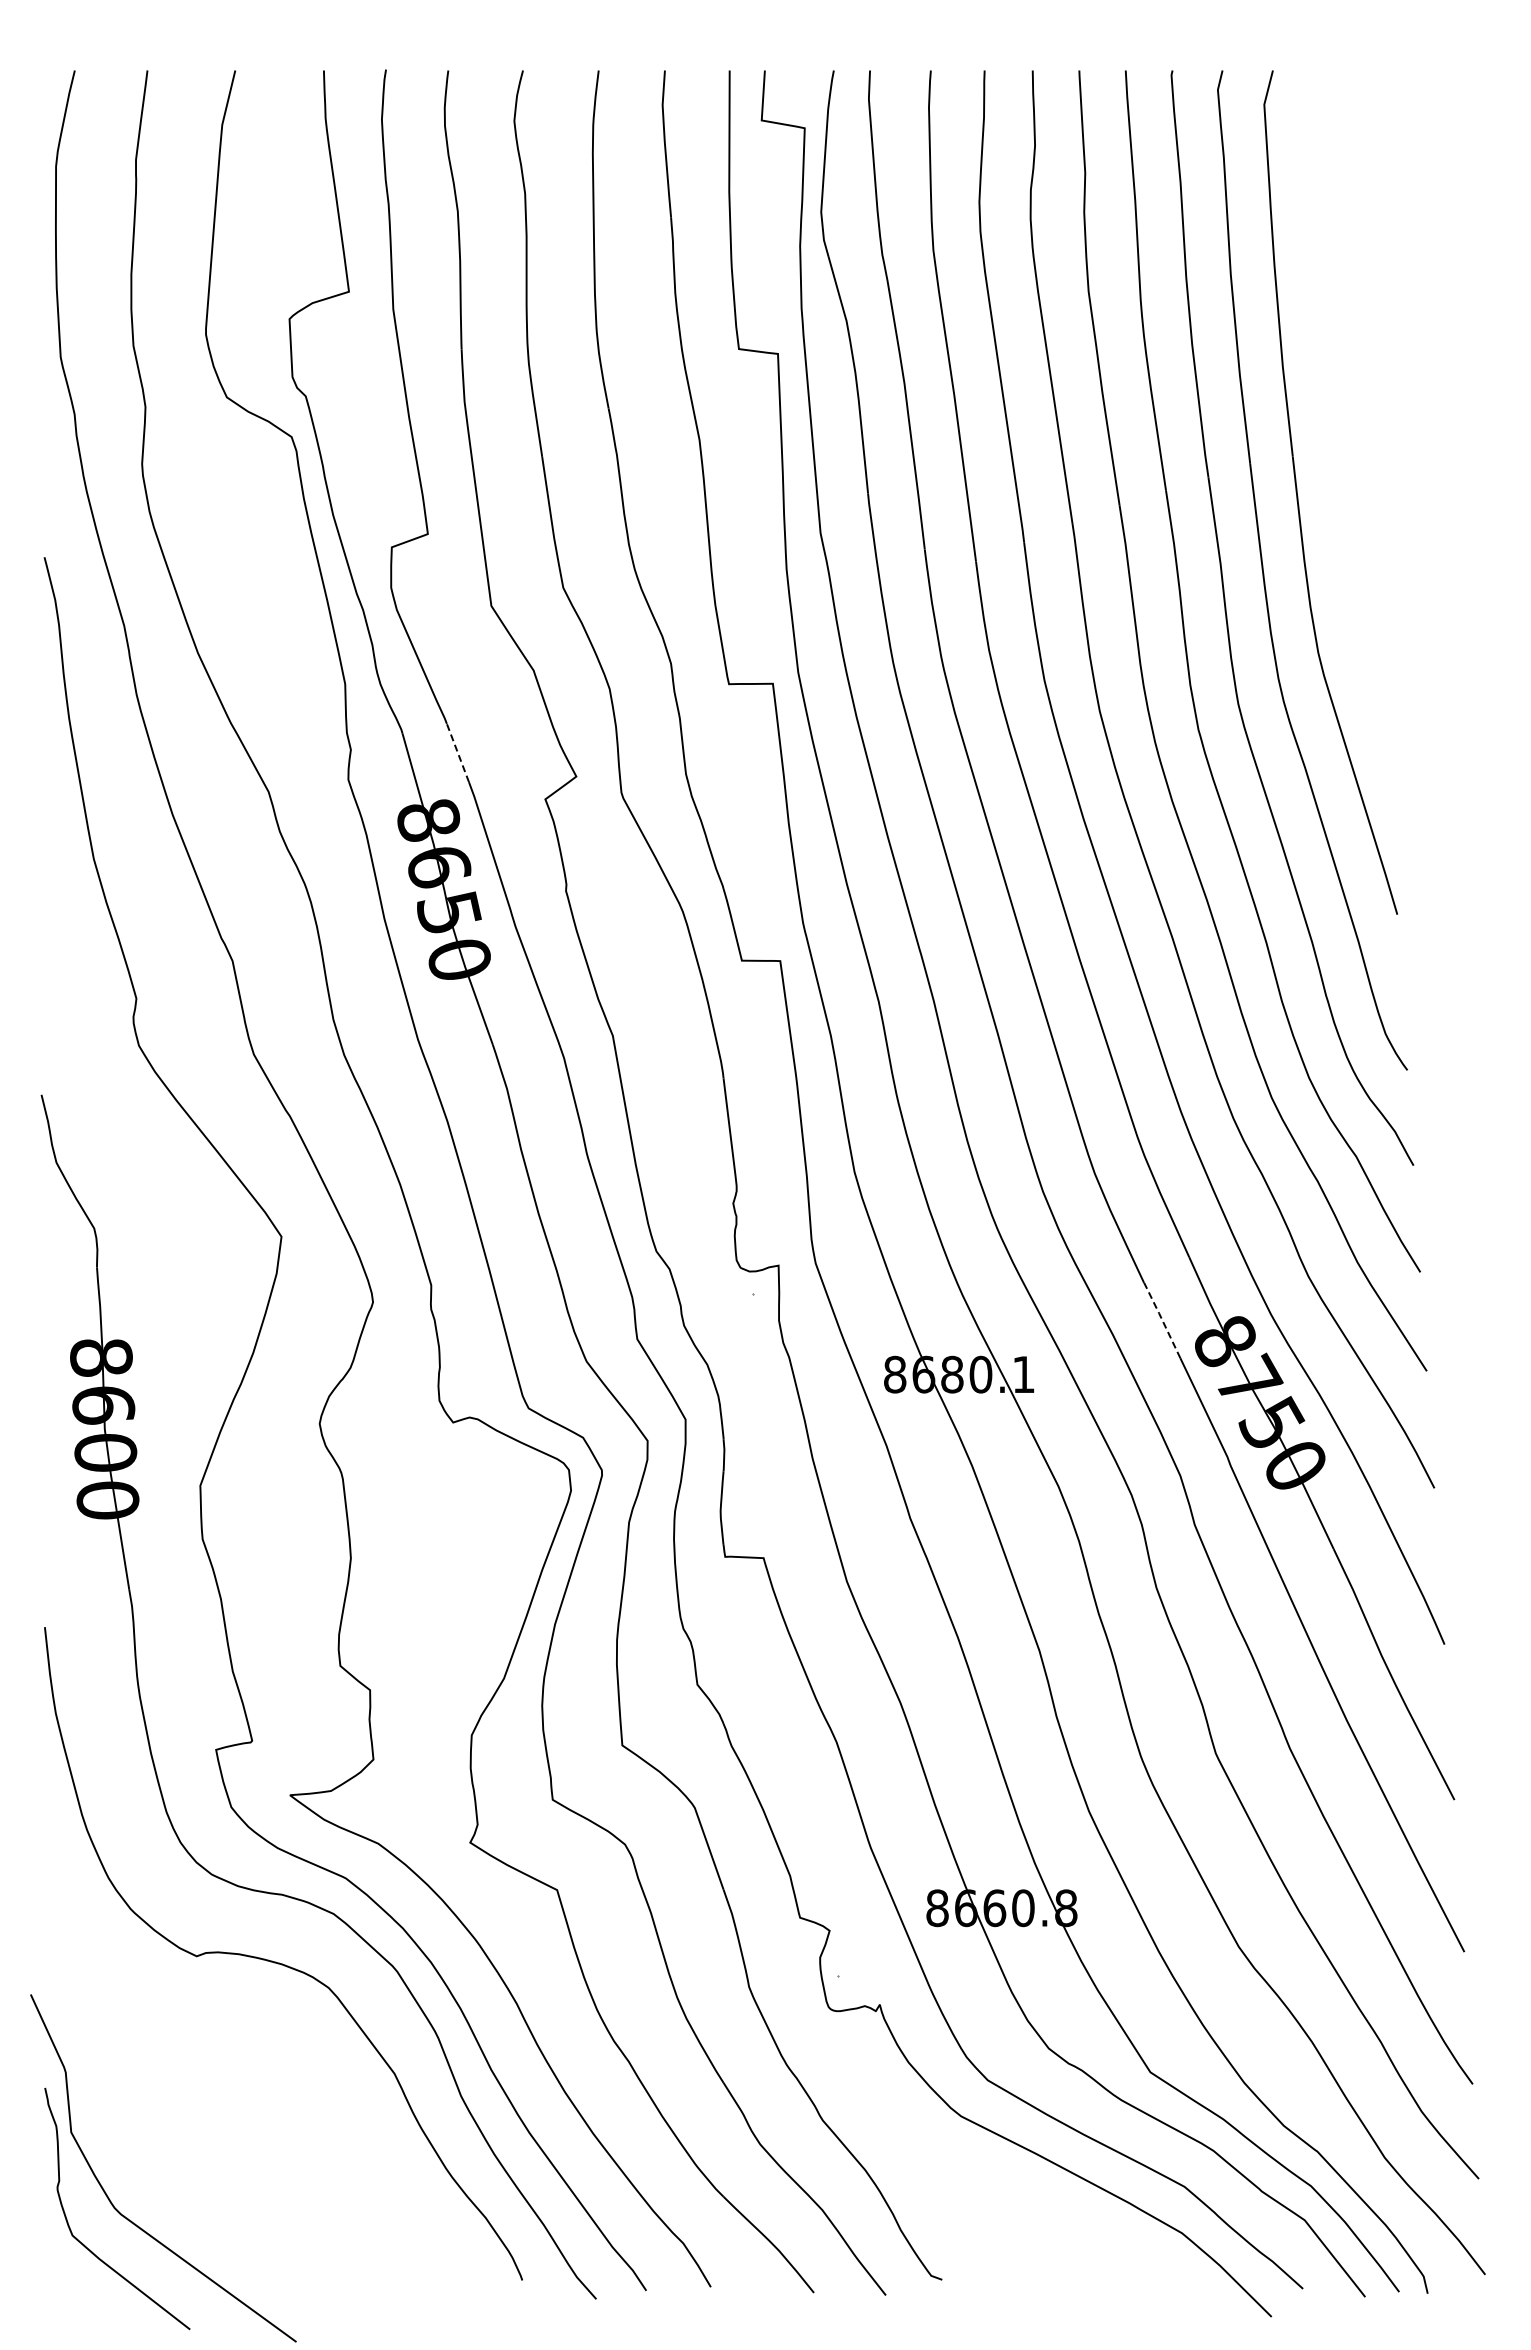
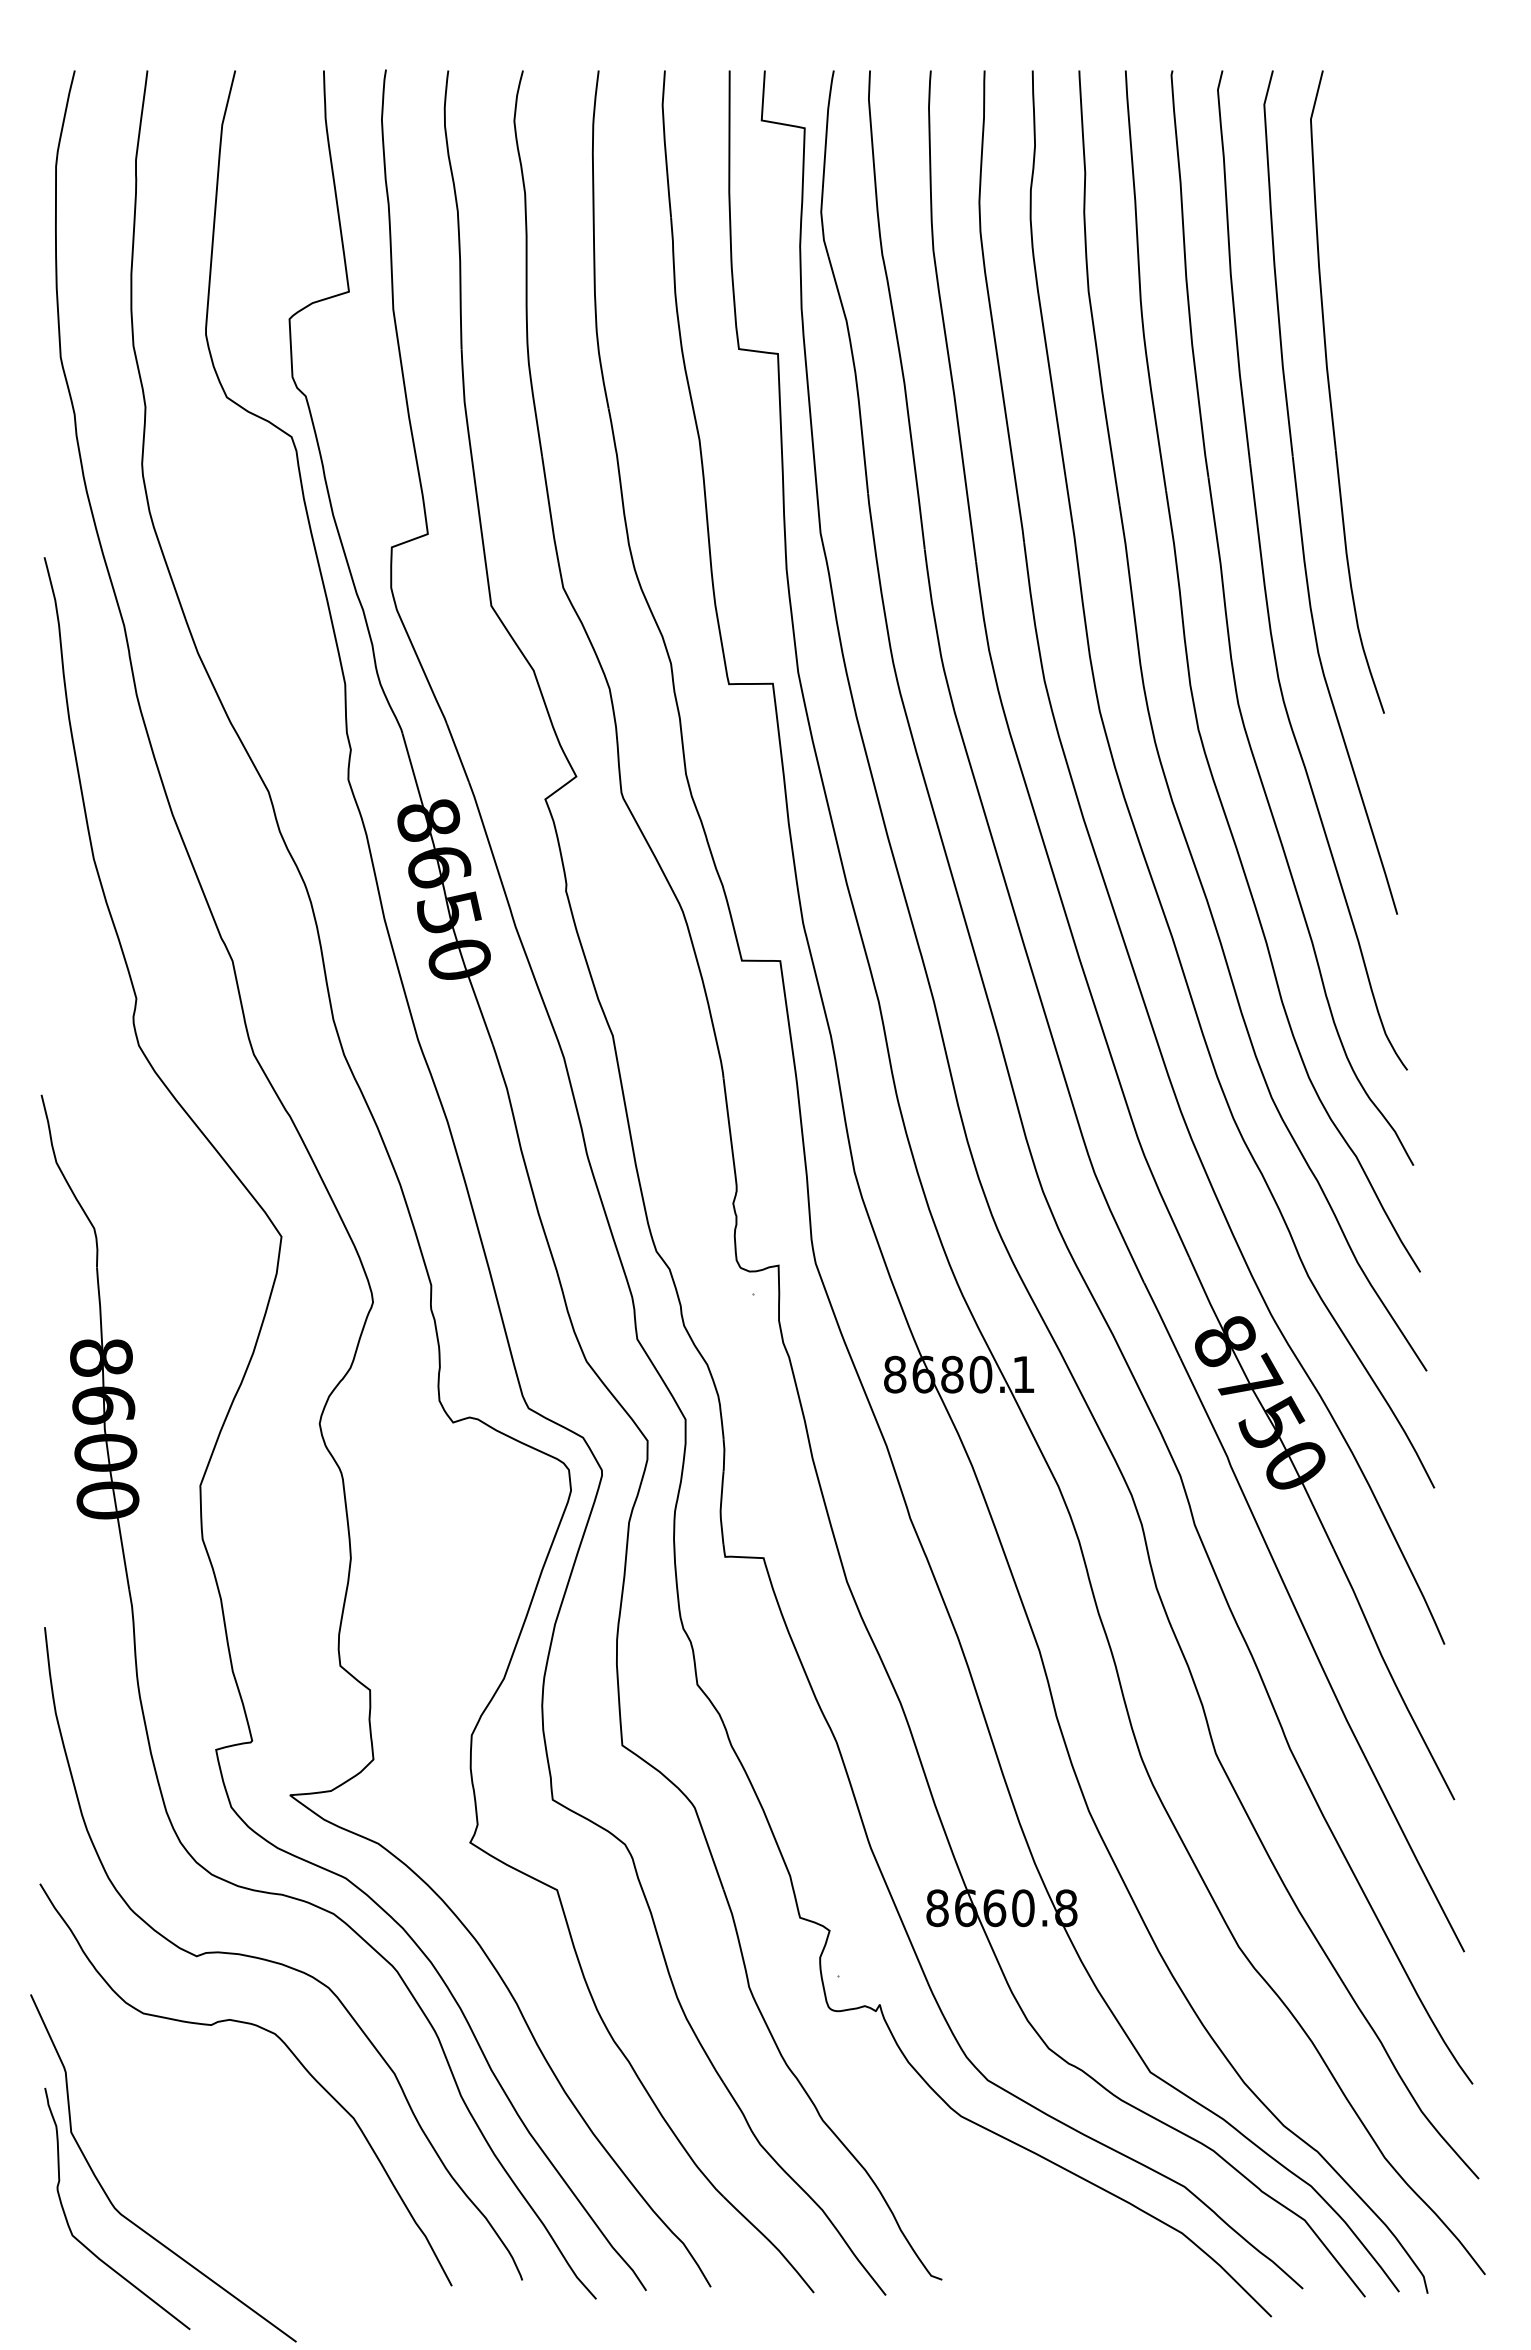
part: none -> present (1330, 391)
line: dashed -> solid (458, 753)
line: dashed -> solid (1162, 1319)
curve: none -> present (290, 2052)
